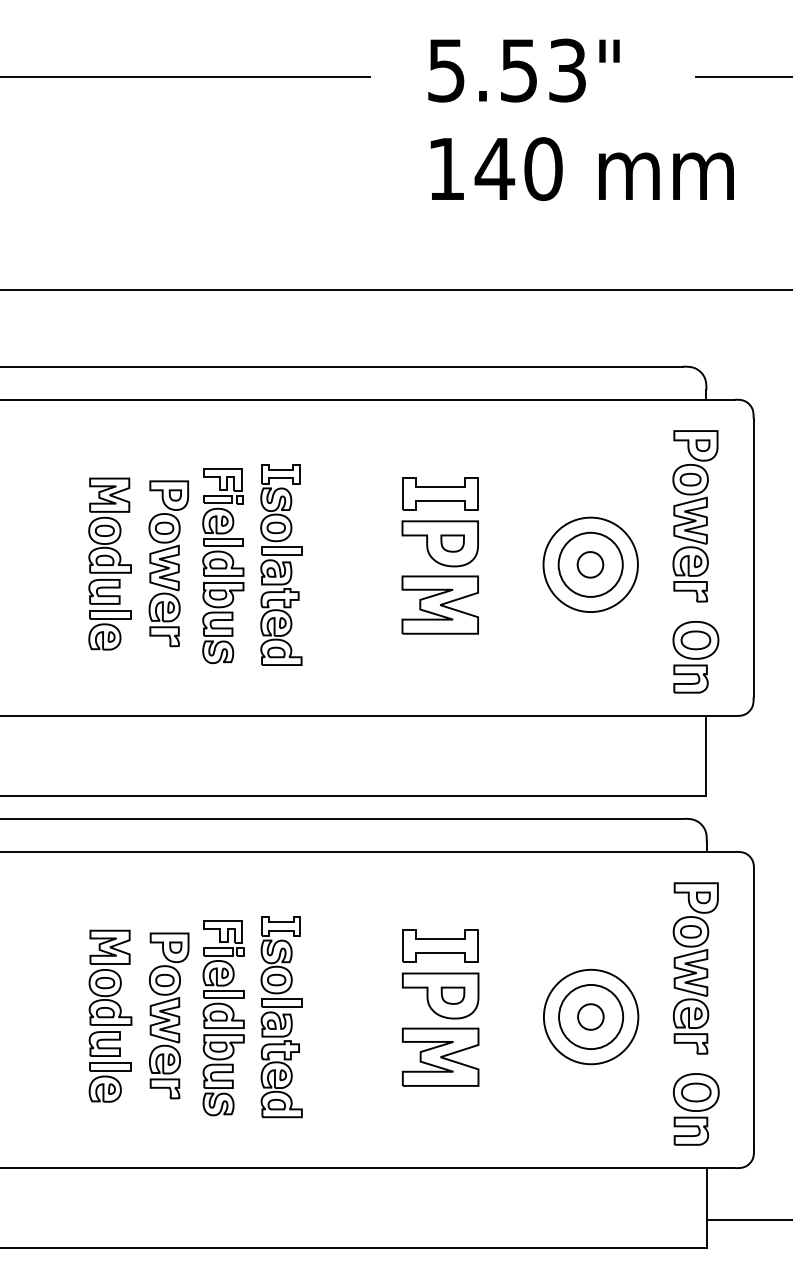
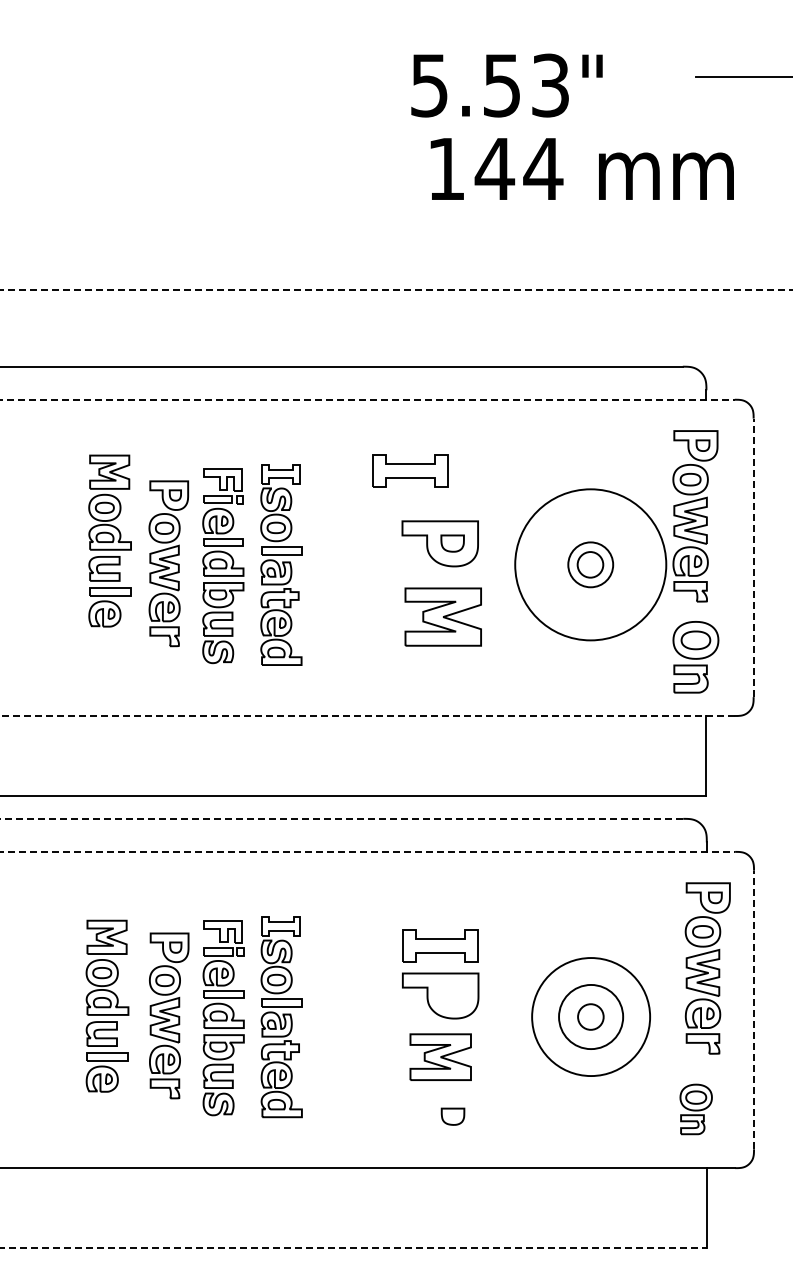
text position: (523, 70) -> (506, 85) (506, 85)
line: present -> none (185, 76)
text: 140 -> 144 (543, 169)
line: solid -> dashed (396, 289)
line: solid -> dashed (367, 399)
part position: (440, 493) -> (410, 470) (410, 470)
line: solid -> dashed (753, 557)
part position: (109, 563) -> (109, 540) (109, 540)
circle diameter: 64 px -> 45 px (590, 564)
circle diameter: 94 px -> 151 px (590, 564)
part position: (439, 604) -> (442, 616) (442, 616)
line: solid -> dashed (366, 715)
line: solid -> dashed (341, 818)
line: solid -> dashed (368, 851)
part position: (695, 968) -> (707, 968) (707, 968)
part position: (452, 995) -> (452, 1116) (452, 1116)
line: solid -> dashed (754, 1009)
part position: (110, 1015) -> (107, 1005) (107, 1005)
circle diameter: 94 px -> 118 px (591, 1017)
part size: 78x60 px -> 63x48 px (440, 1056)
part size: 48x73 px -> 34x53 px (695, 1109)
line: present -> none (747, 1220)
line: solid -> dashed (353, 1248)
